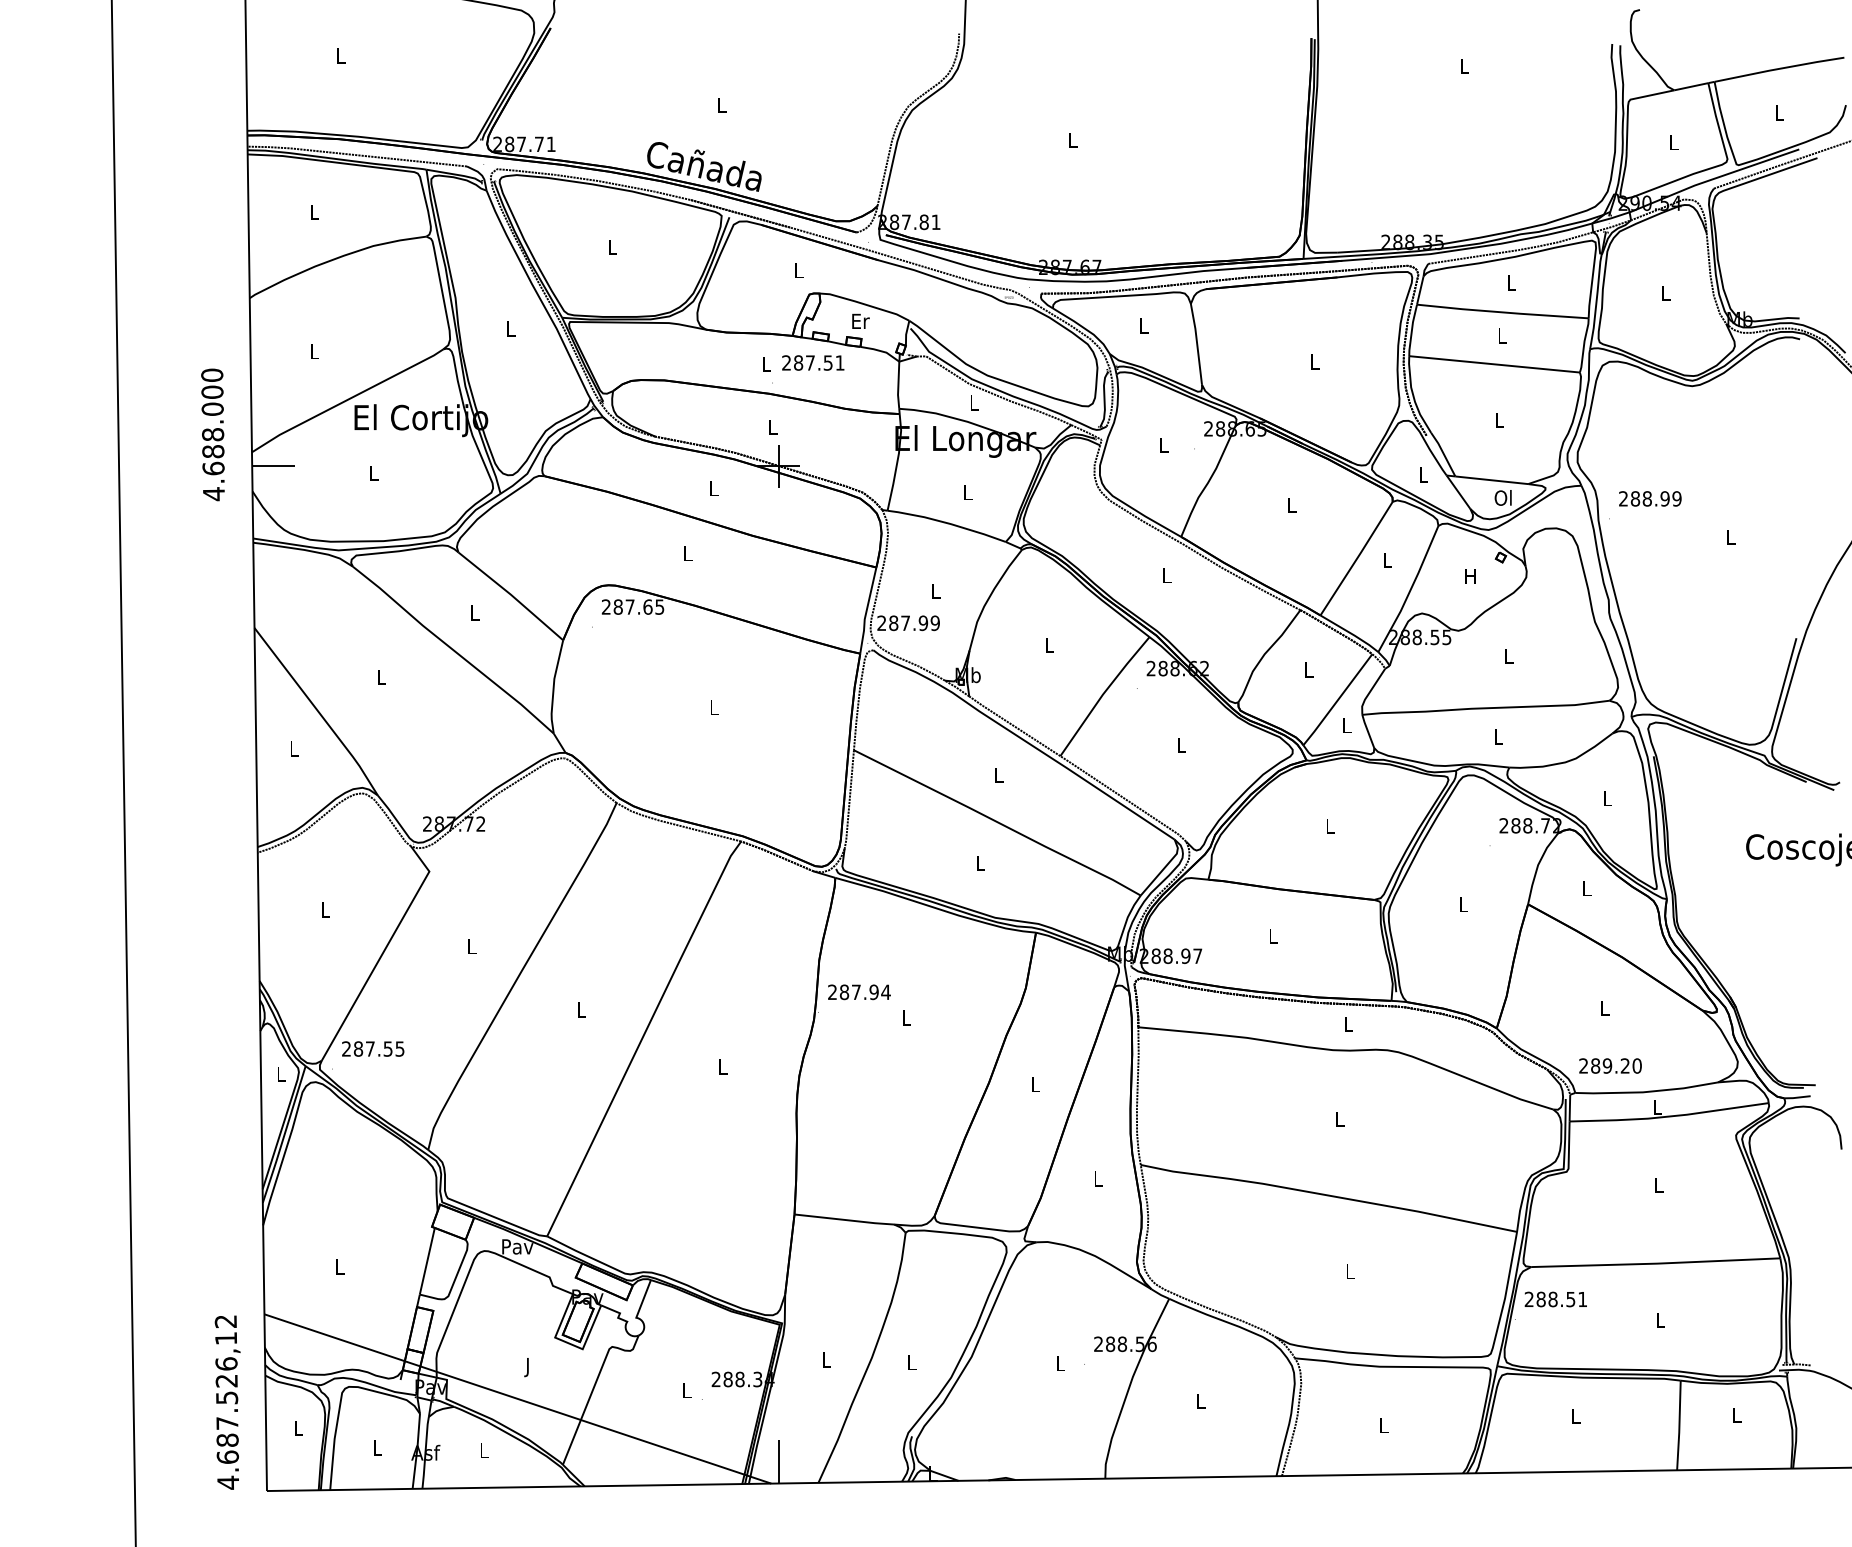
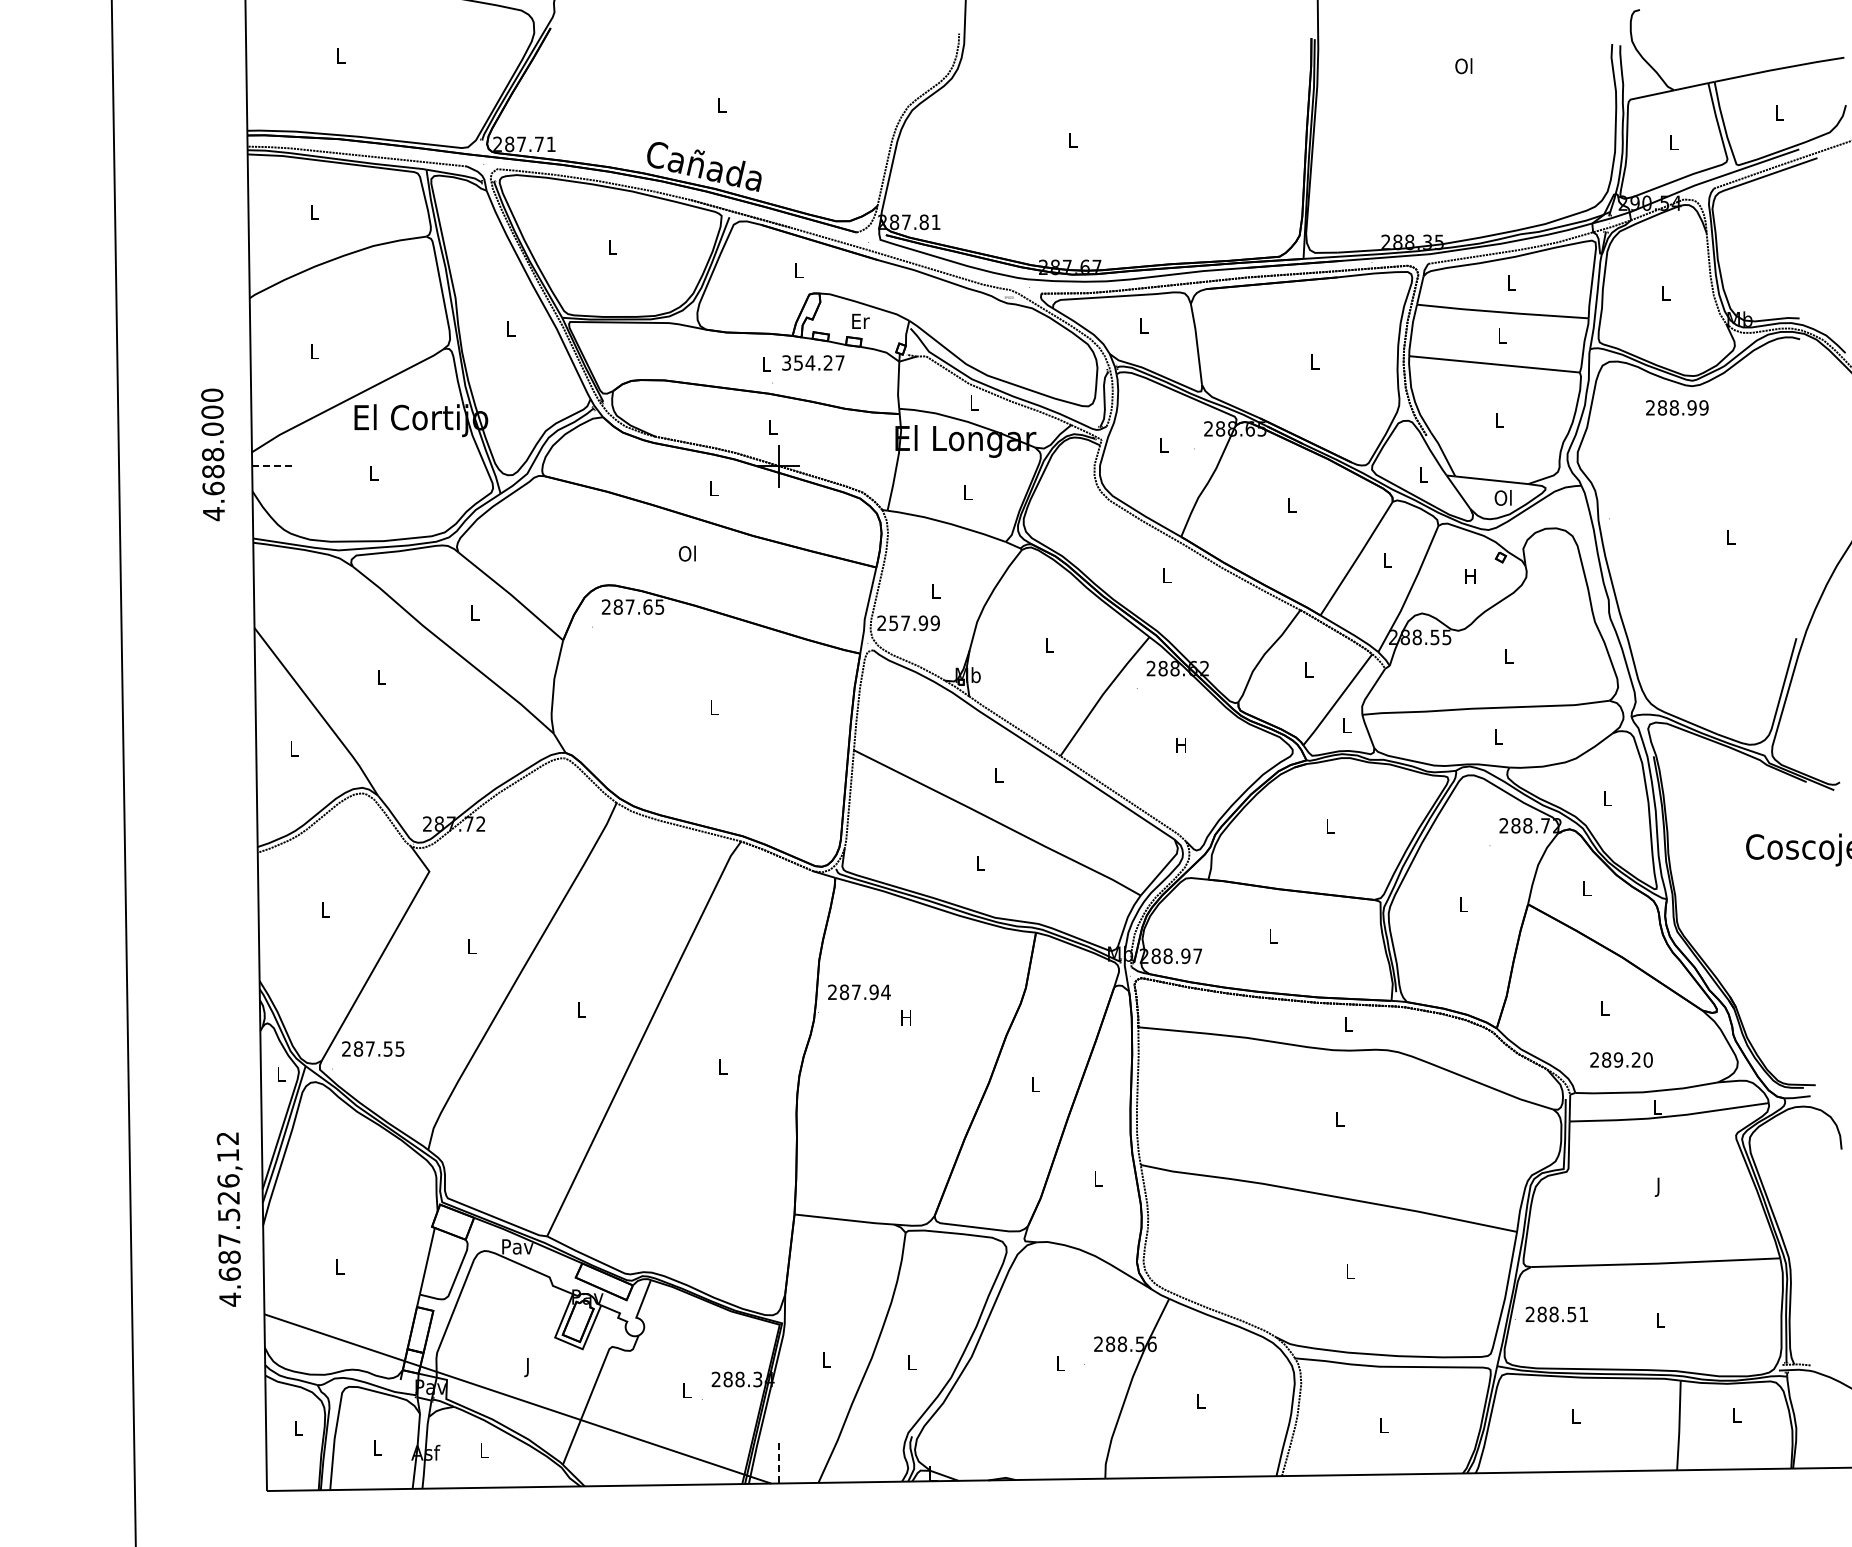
text: L -> Ol (1463, 66)
text: 287.51 -> 354.27 (813, 362)
text position: (212, 434) -> (212, 454) (212, 454)
line: solid -> dashed (273, 466)
text position: (1650, 498) -> (1677, 407) (1677, 407)
text: L -> Ol (686, 553)
text: 287.99 -> 257.99 (893, 623)
text: L -> H (1180, 745)
text: L -> H (905, 1017)
text position: (1610, 1065) -> (1621, 1059) (1621, 1059)
text: L -> J (1658, 1186)
text position: (1555, 1299) -> (1556, 1314) (1556, 1314)
text position: (227, 1402) -> (229, 1219) (229, 1219)
line: solid -> dashed (778, 1461)
